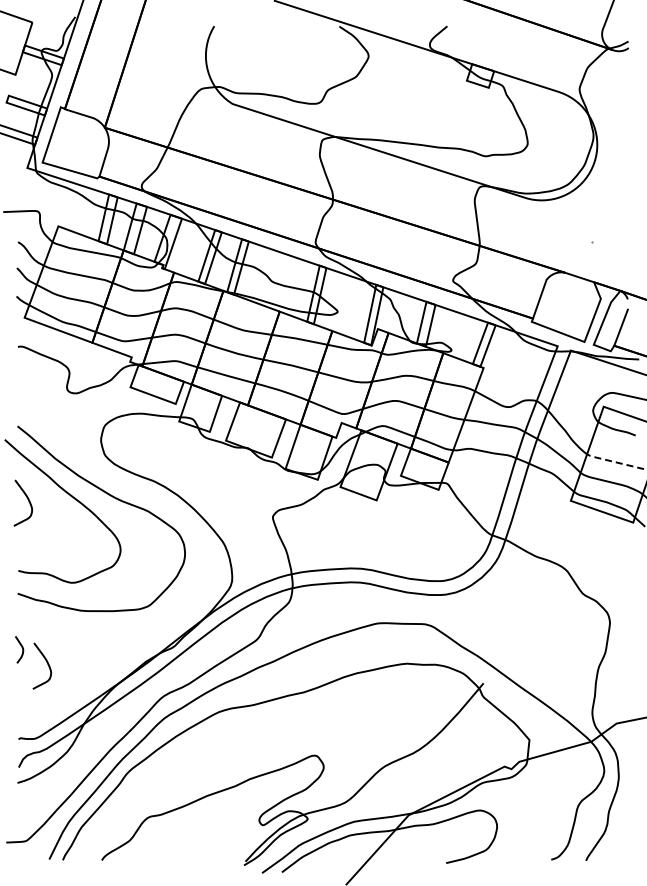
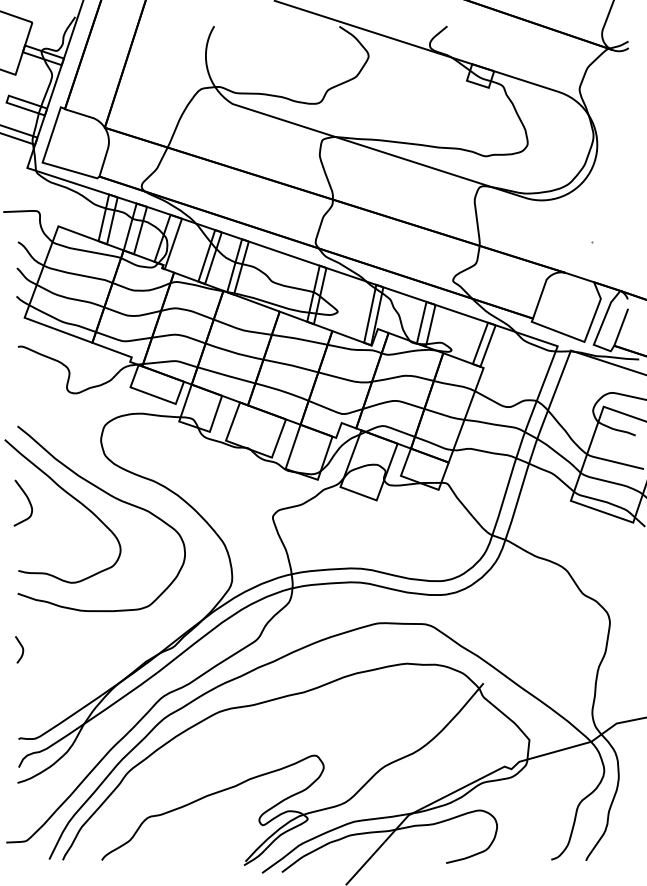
line: dashed -> solid (613, 461)
curve: present -> none (46, 662)
